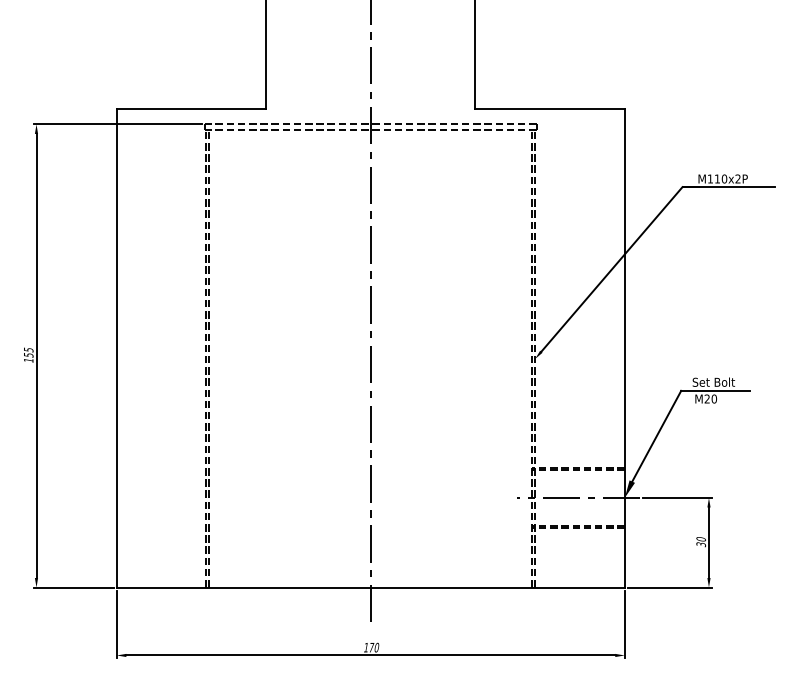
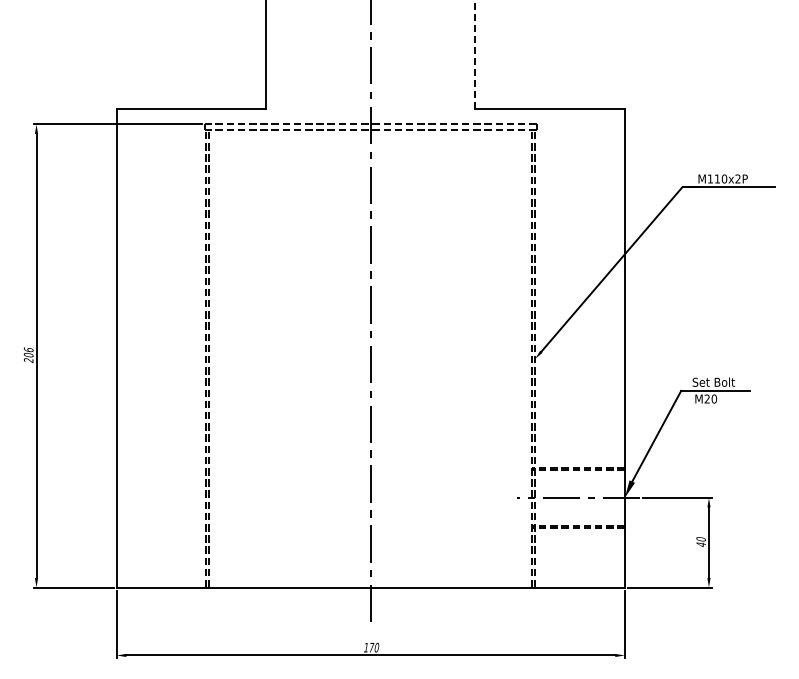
line: solid -> dashed (475, 54)
text: 155 -> 206 (28, 355)
text: 30 -> 40 (701, 544)
